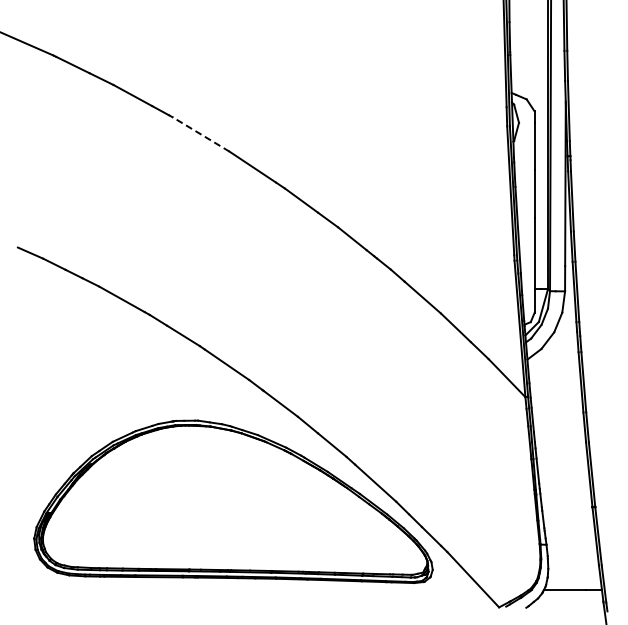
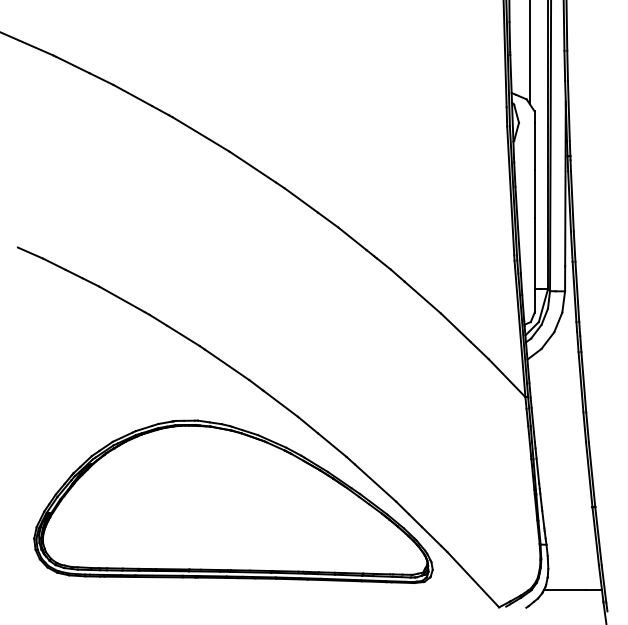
line: none -> present (529, 52)
line: dashed -> solid (200, 134)
